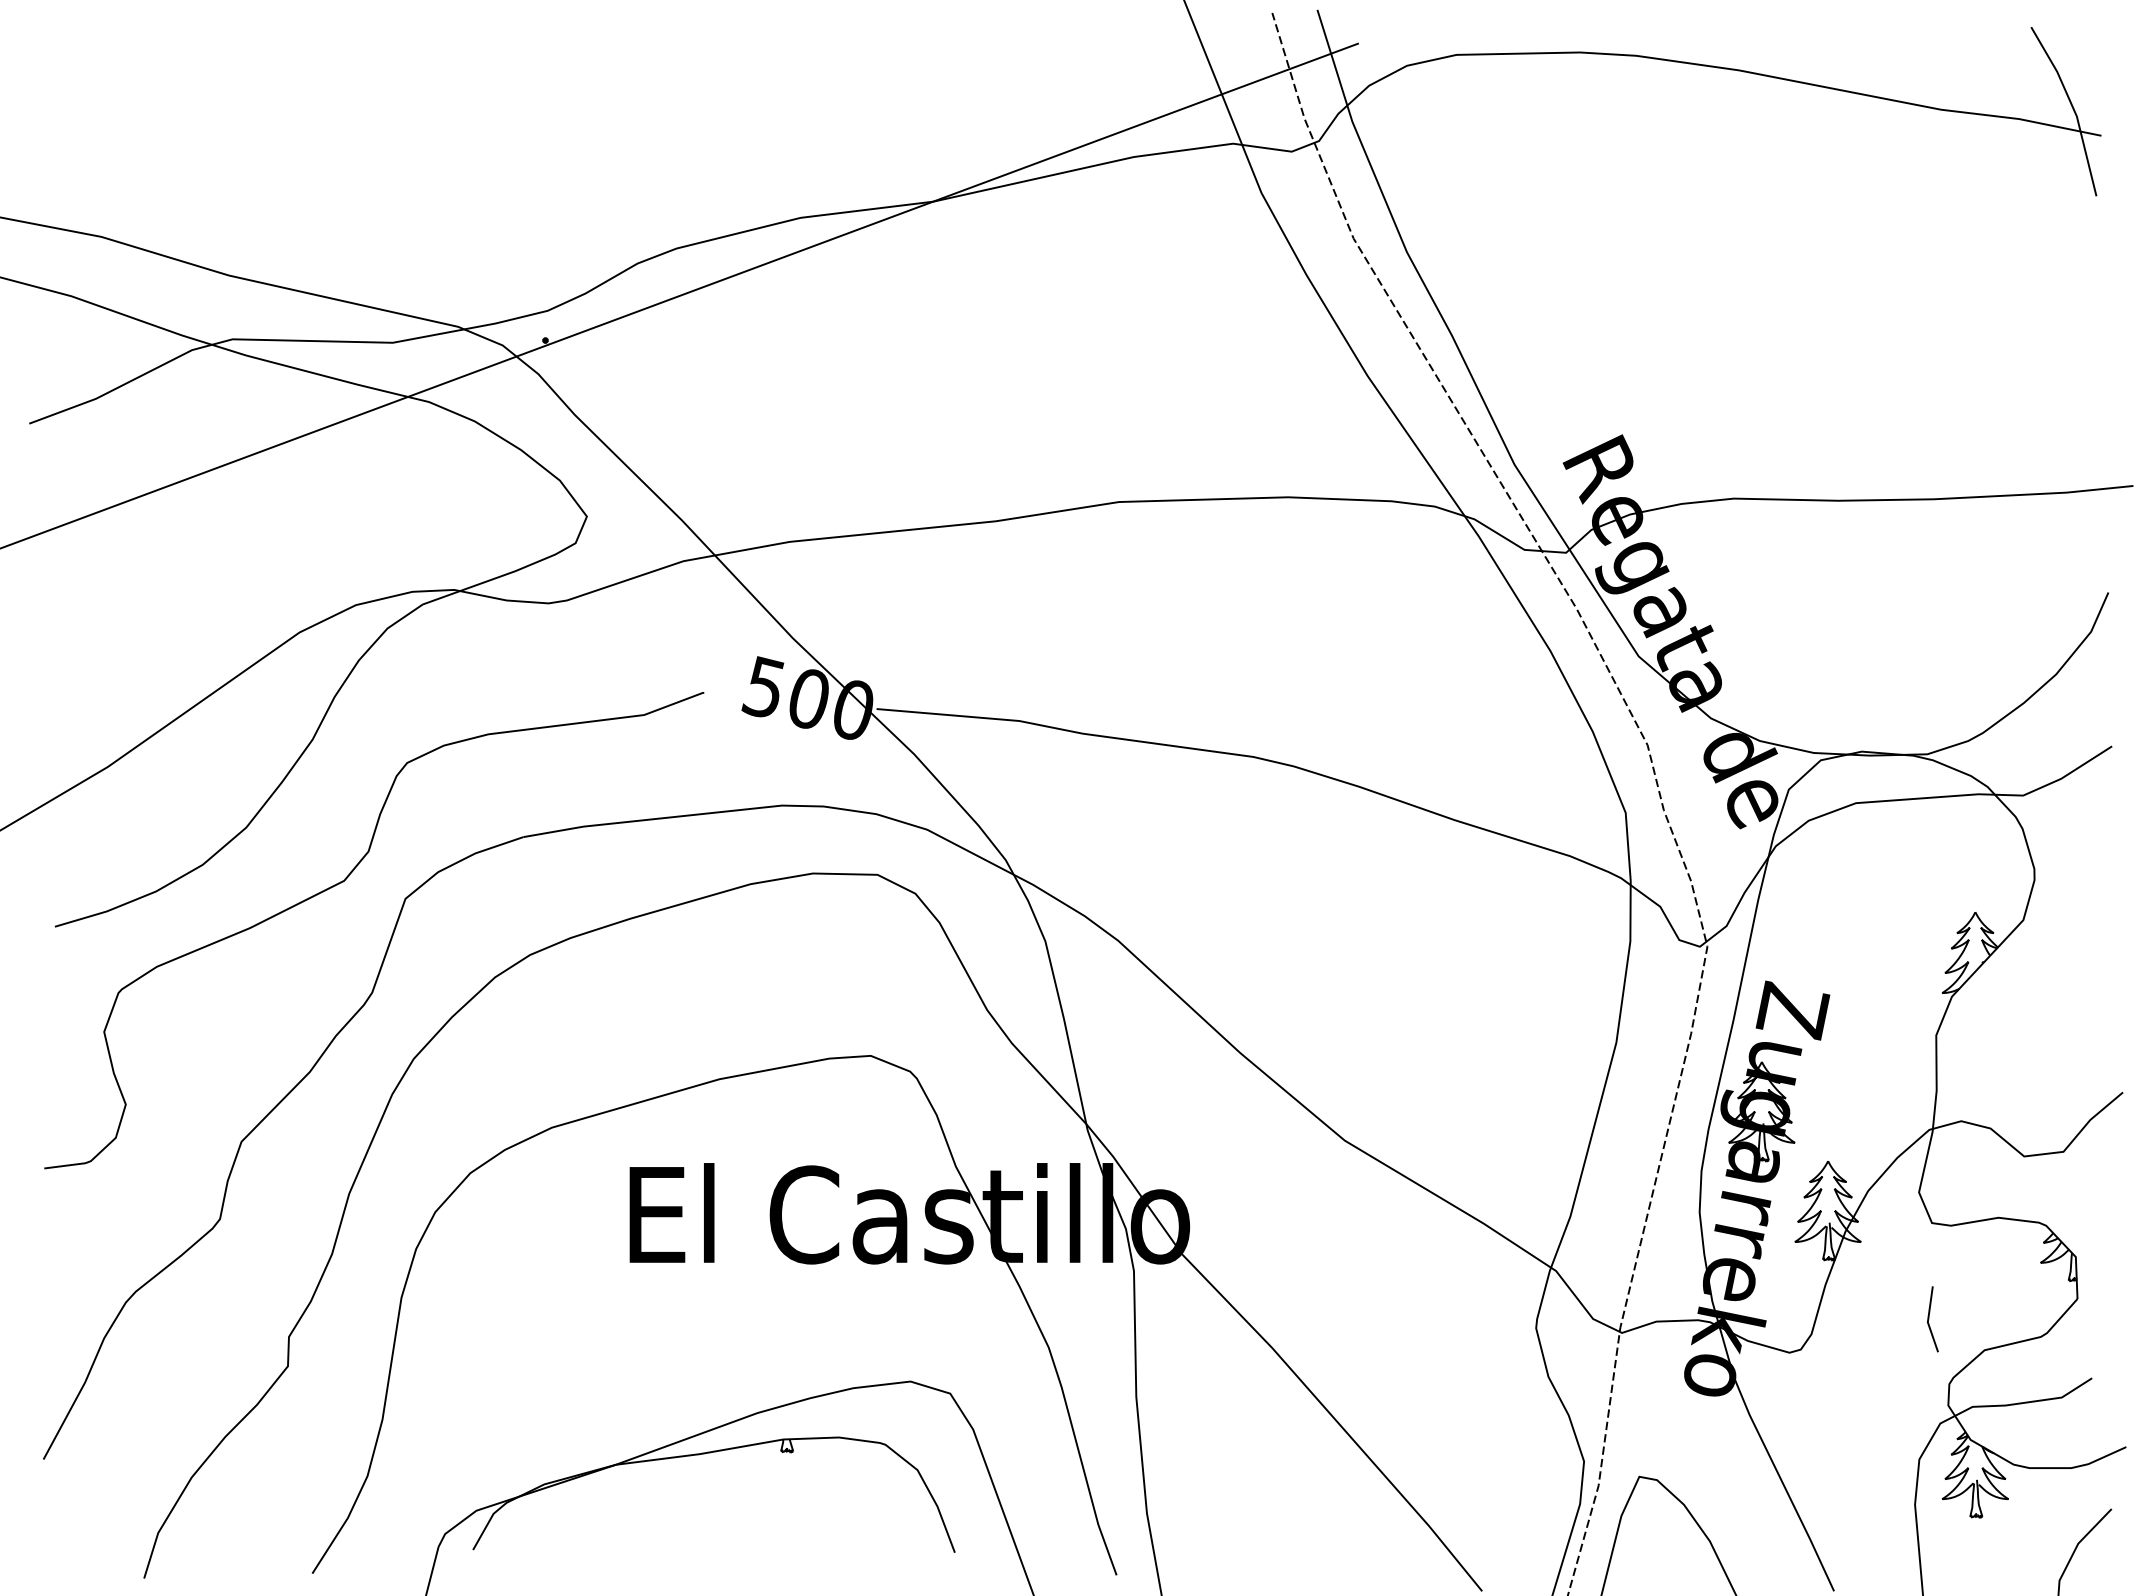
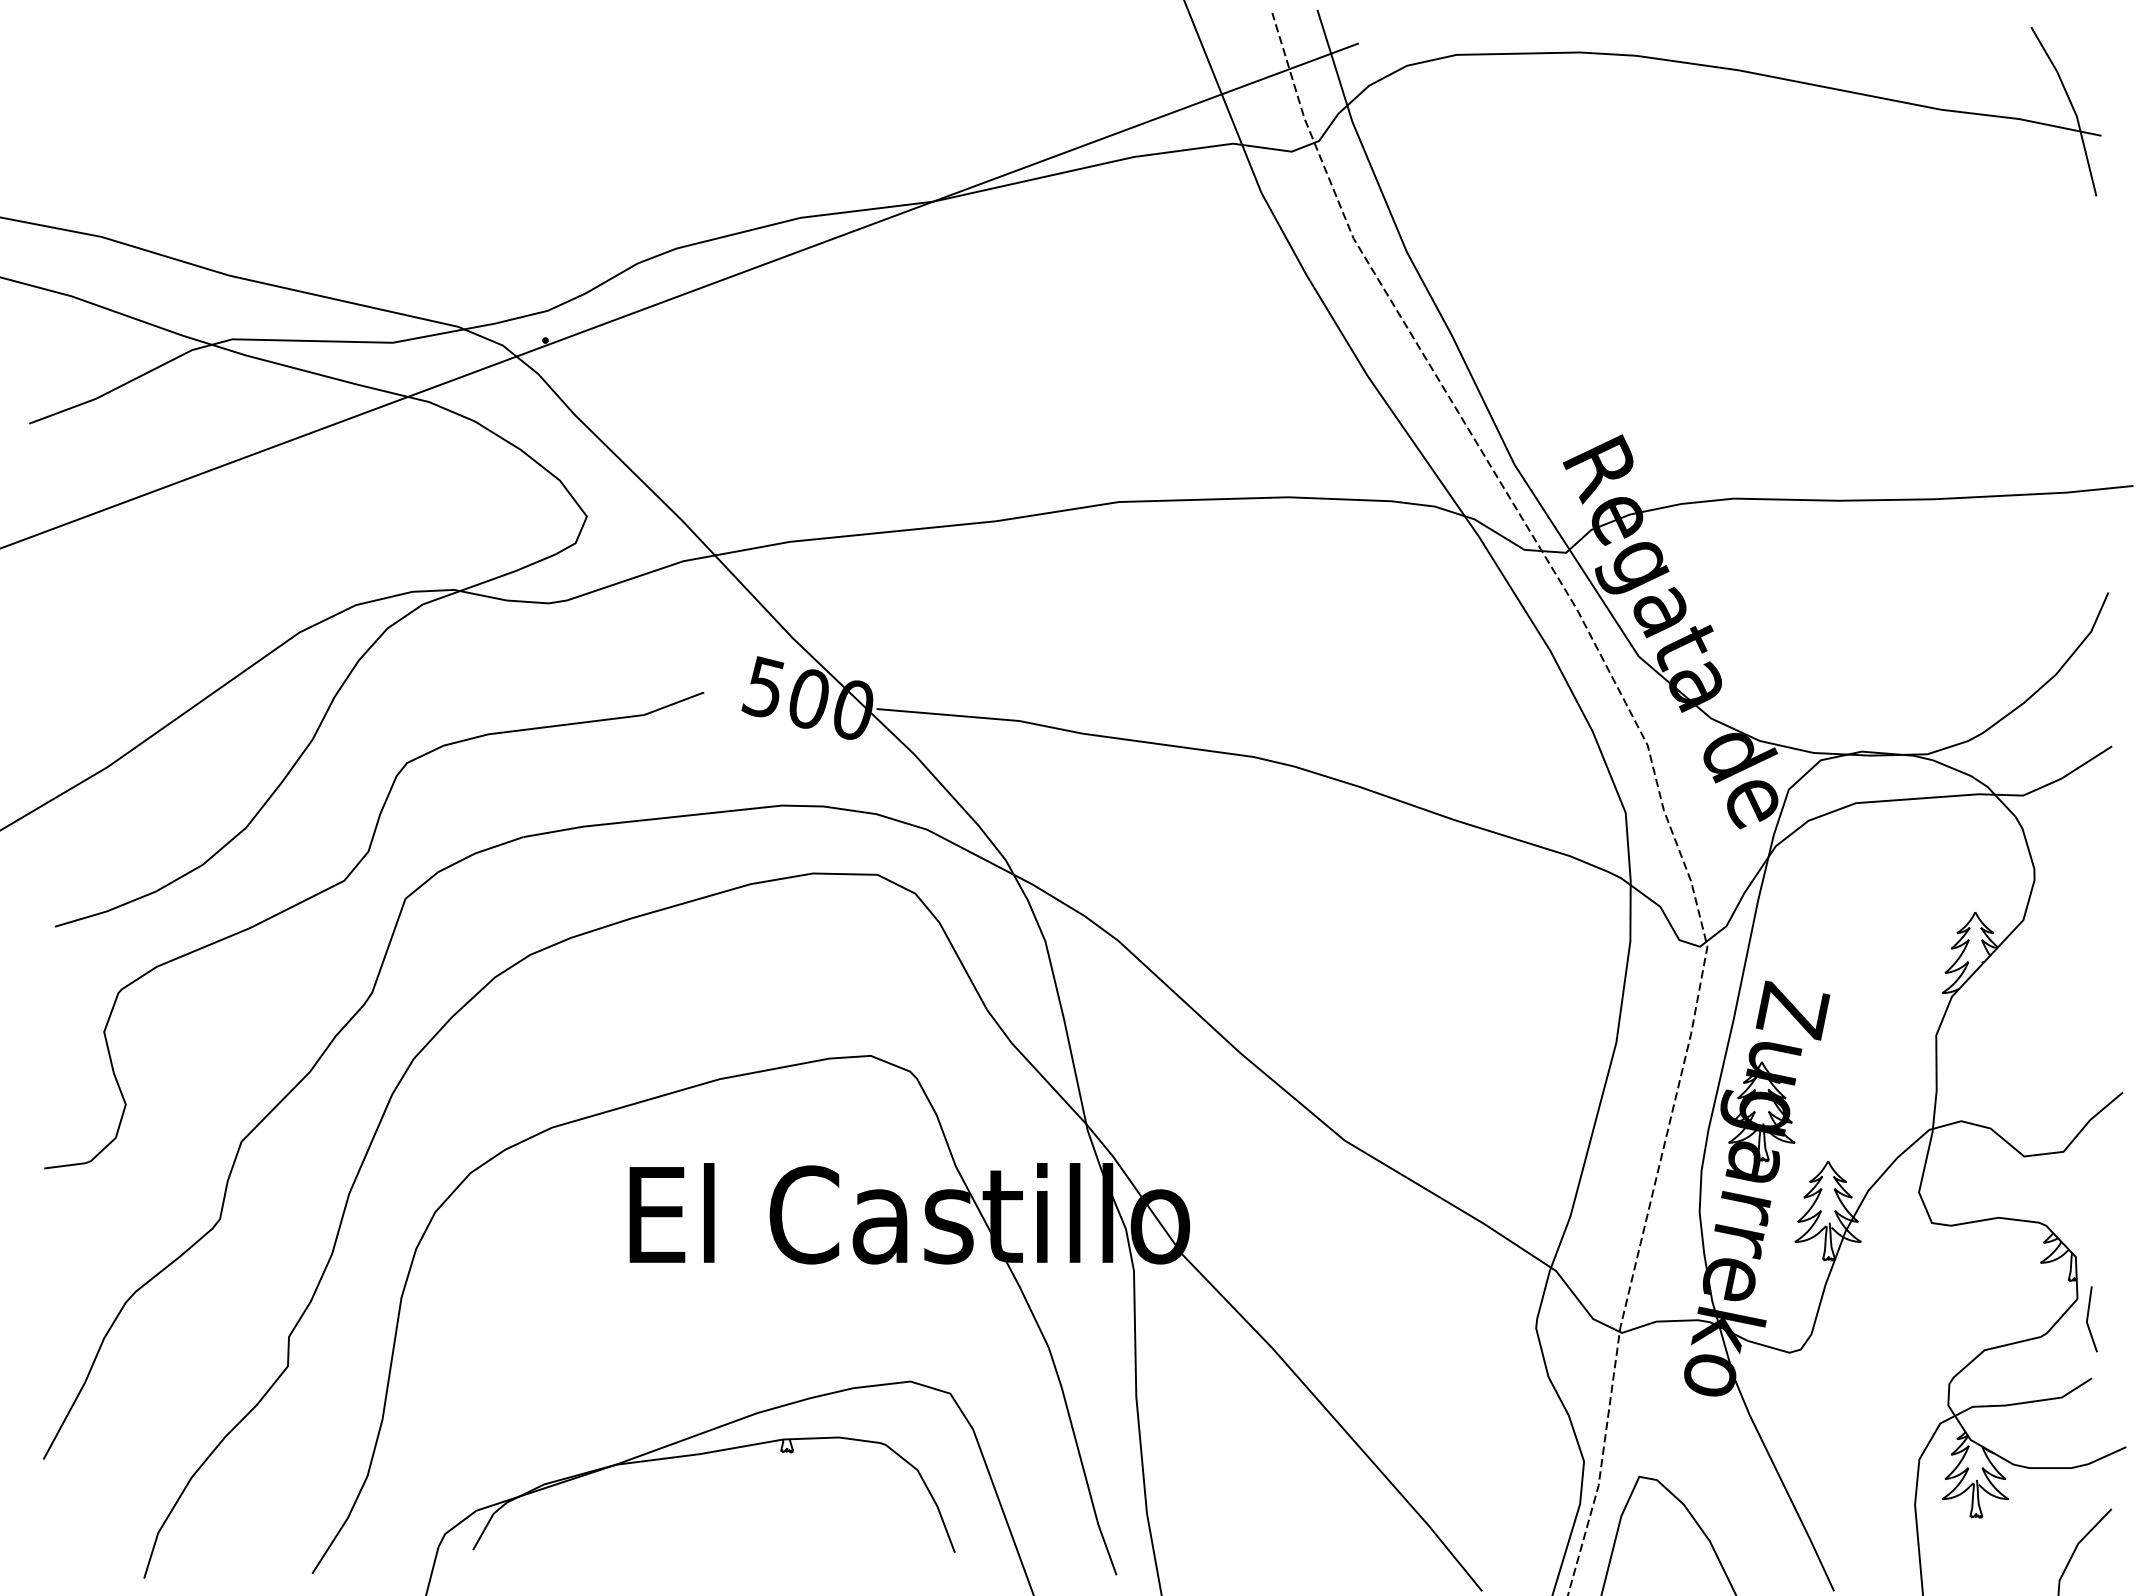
line position: (1929, 1319) -> (2088, 1319) (2088, 1319)
